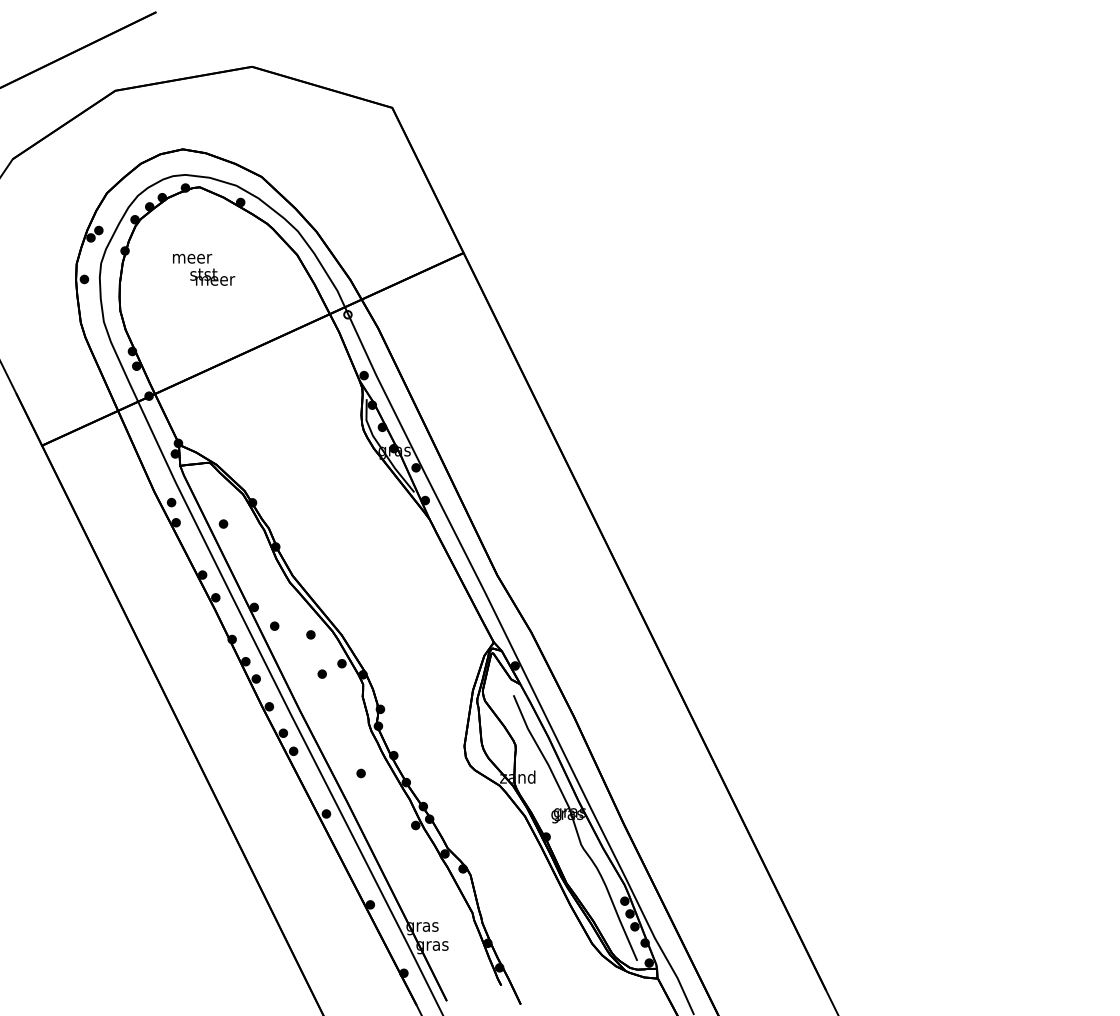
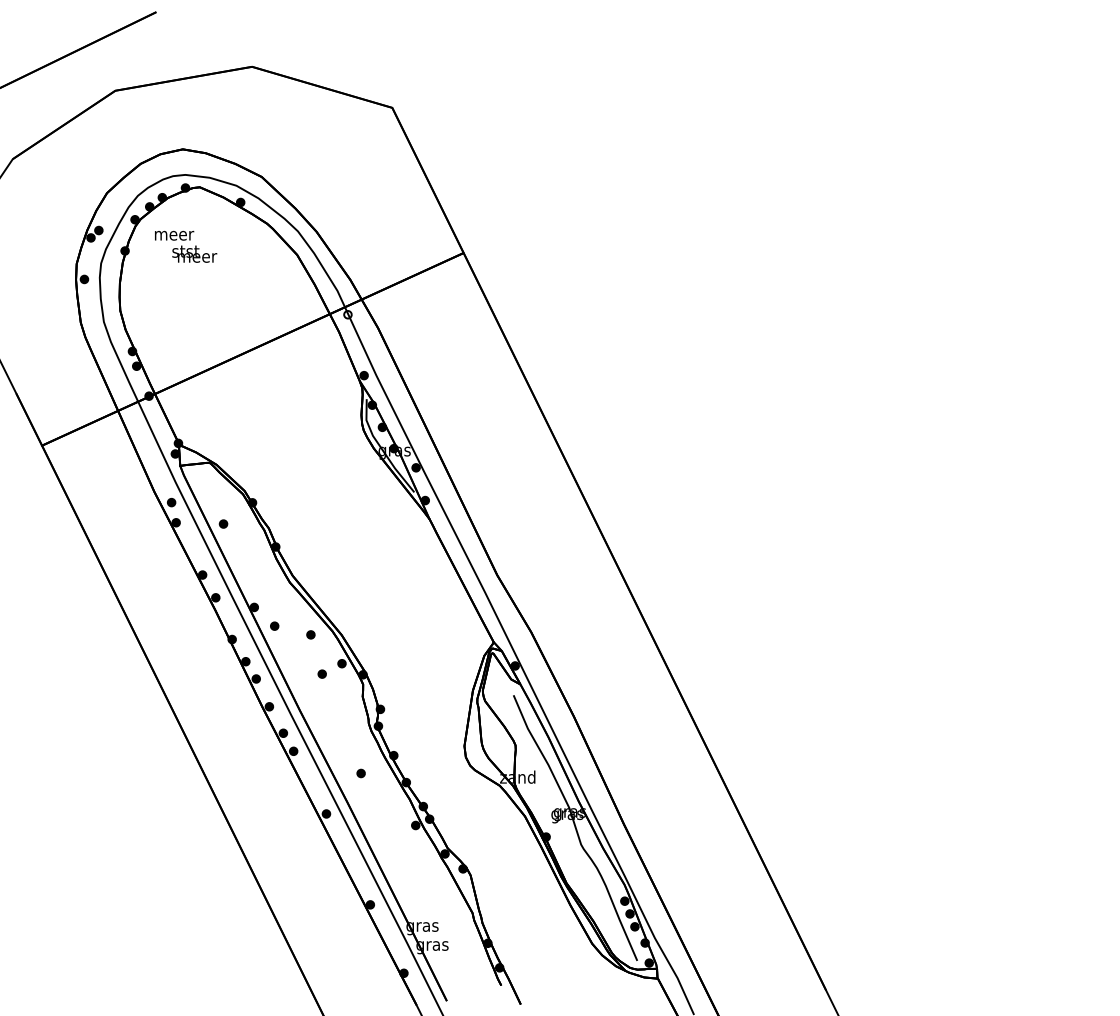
text position: (204, 269) -> (186, 246) (186, 246)
